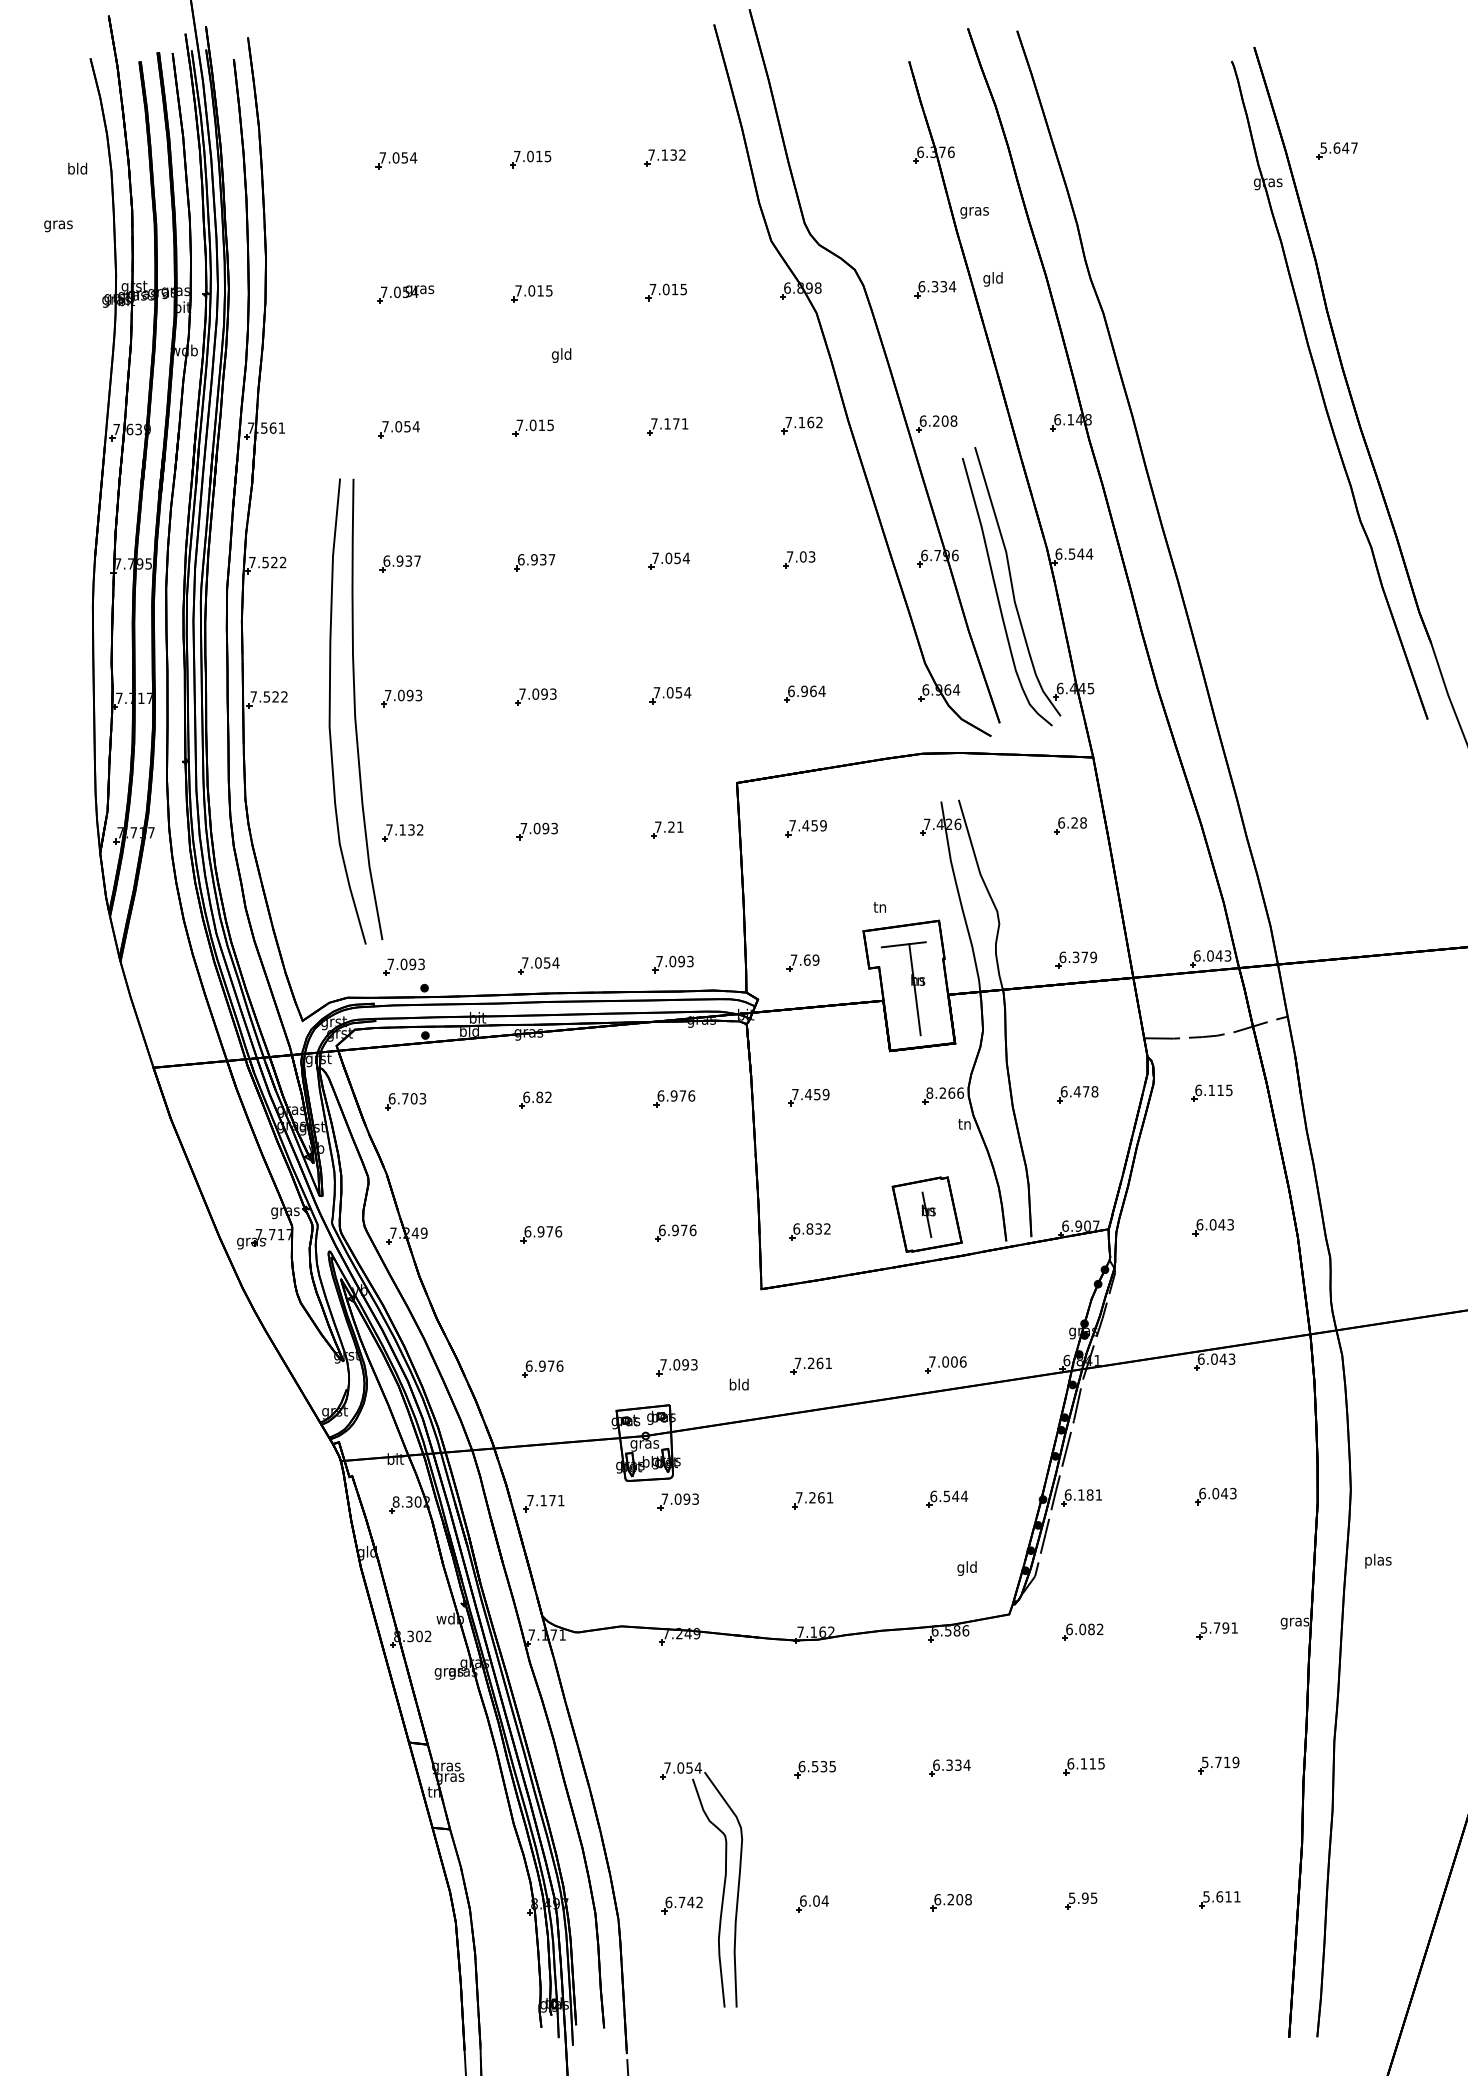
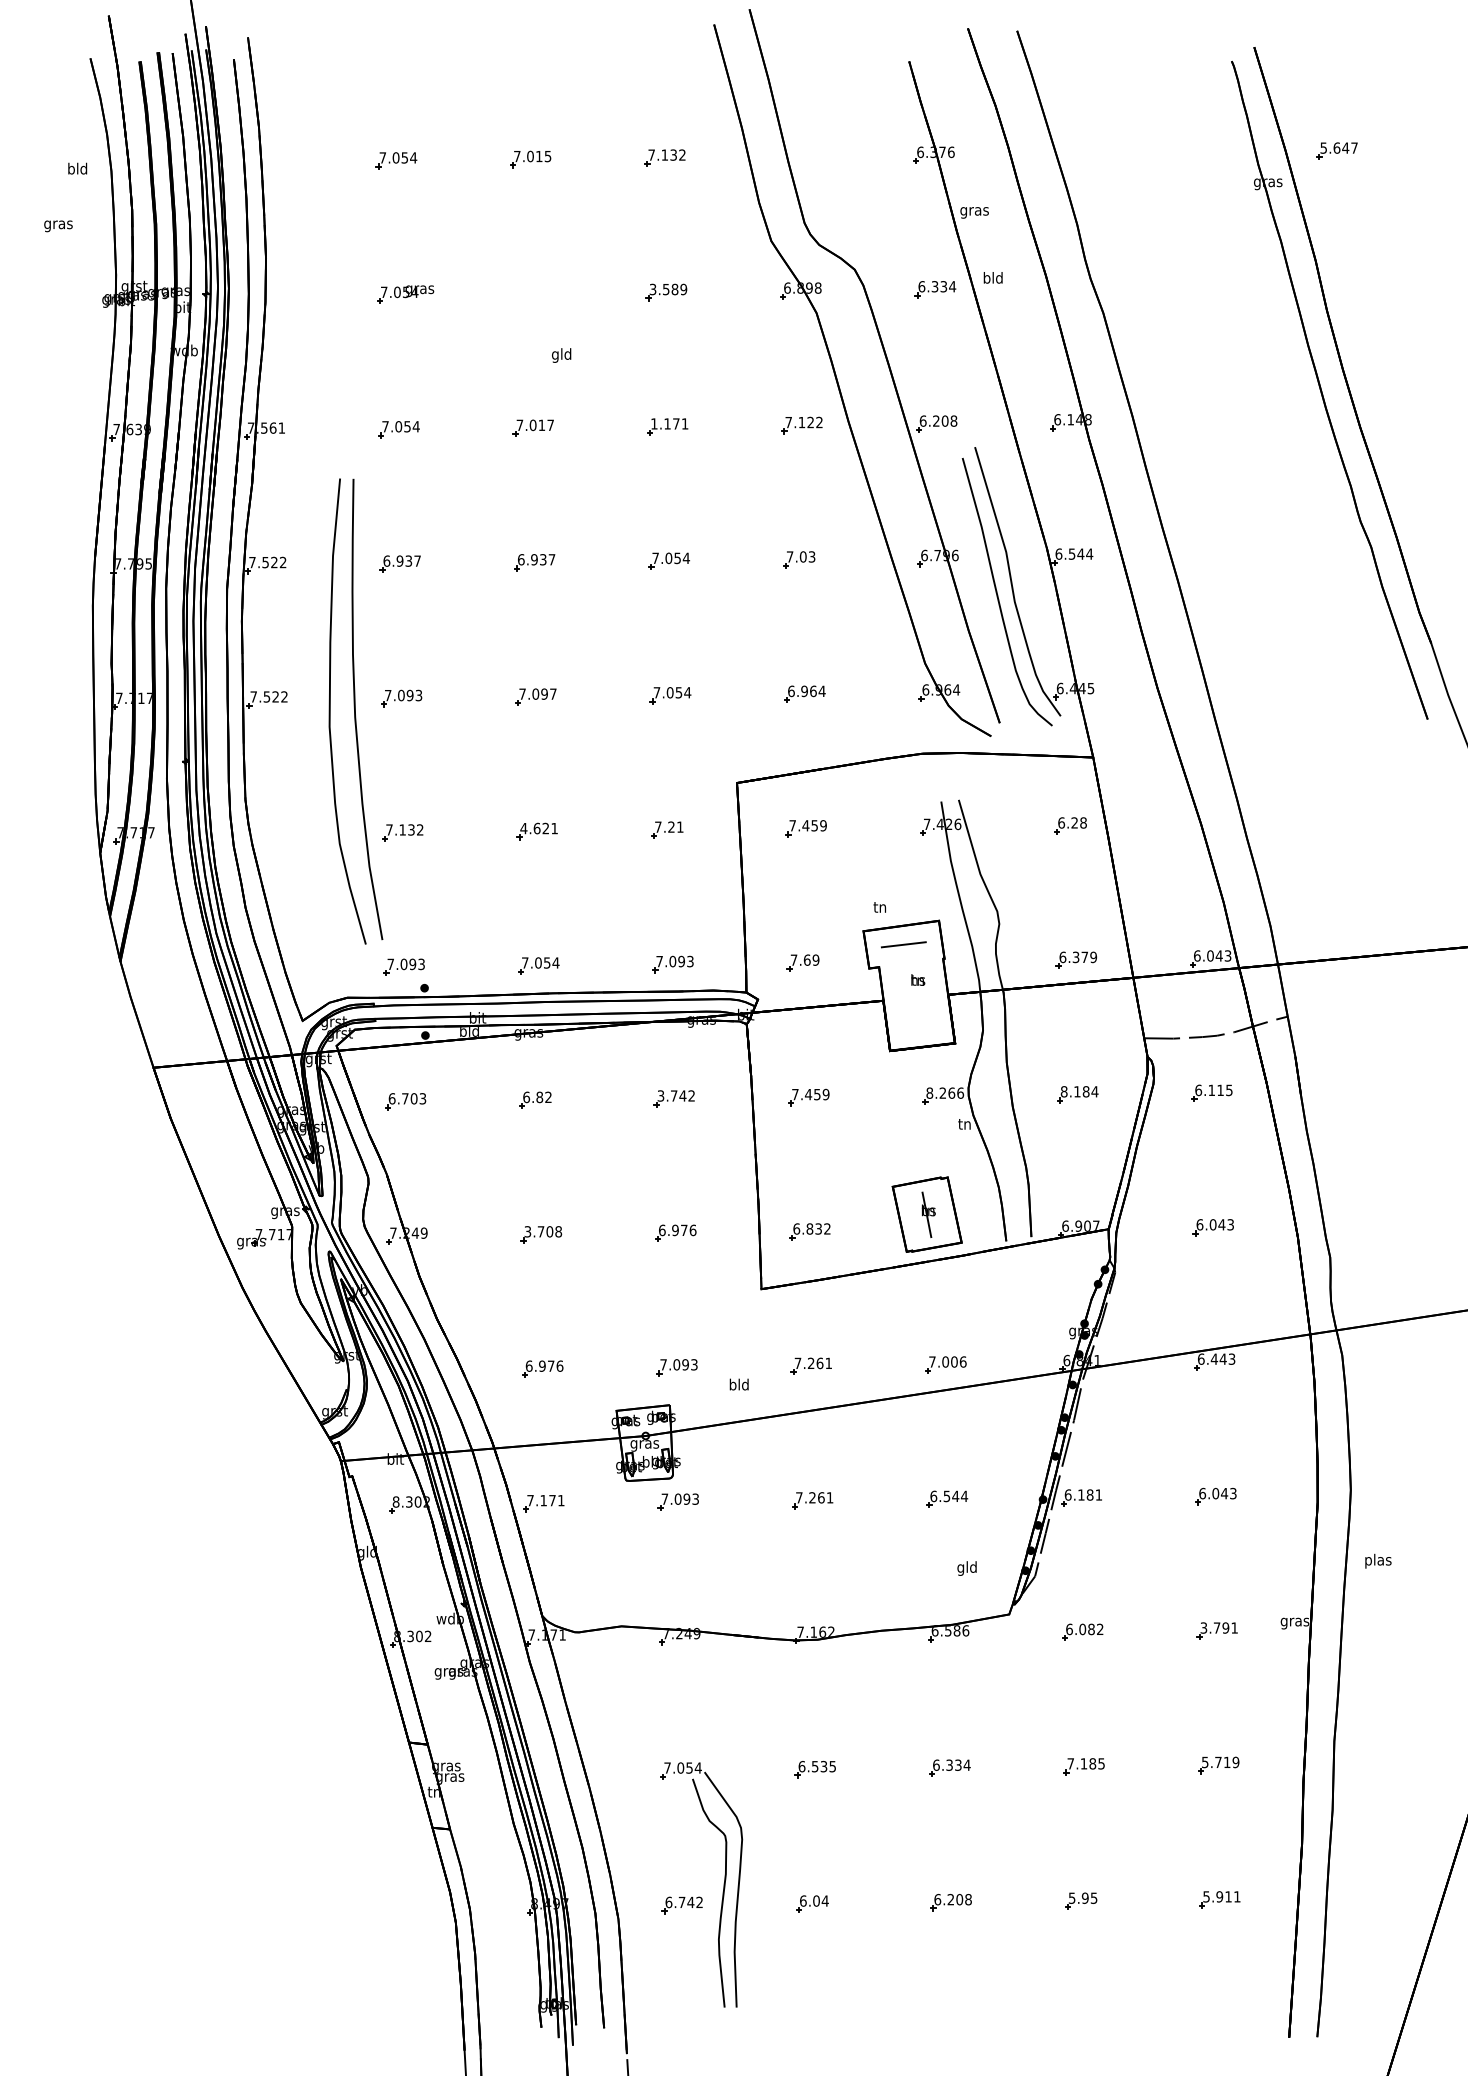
text: gld -> bld (986, 279)
text: 7.015 -> 3.589 (668, 289)
part: present -> none (531, 293)
text: 7.162 -> 7.122 (810, 422)
text: 7.171 -> 1.171 (654, 423)
text: 7.015 -> 7.017 (550, 425)
text: 7.093 -> 7.097 (553, 693)
text: 7.093 -> 4.621 (538, 828)
line: present -> none (914, 989)
text: 6.478 -> 8.184 (1079, 1091)
text: 6.976 -> 3.742 (676, 1095)
text: 6.976 -> 3.708 (543, 1231)
text: 6.043 -> 6.443 (1214, 1358)
text: 5.791 -> 3.791 (1204, 1627)
text: 6.115 -> 7.185 (1081, 1763)
text: 5.611 -> 5.911 (1219, 1896)
